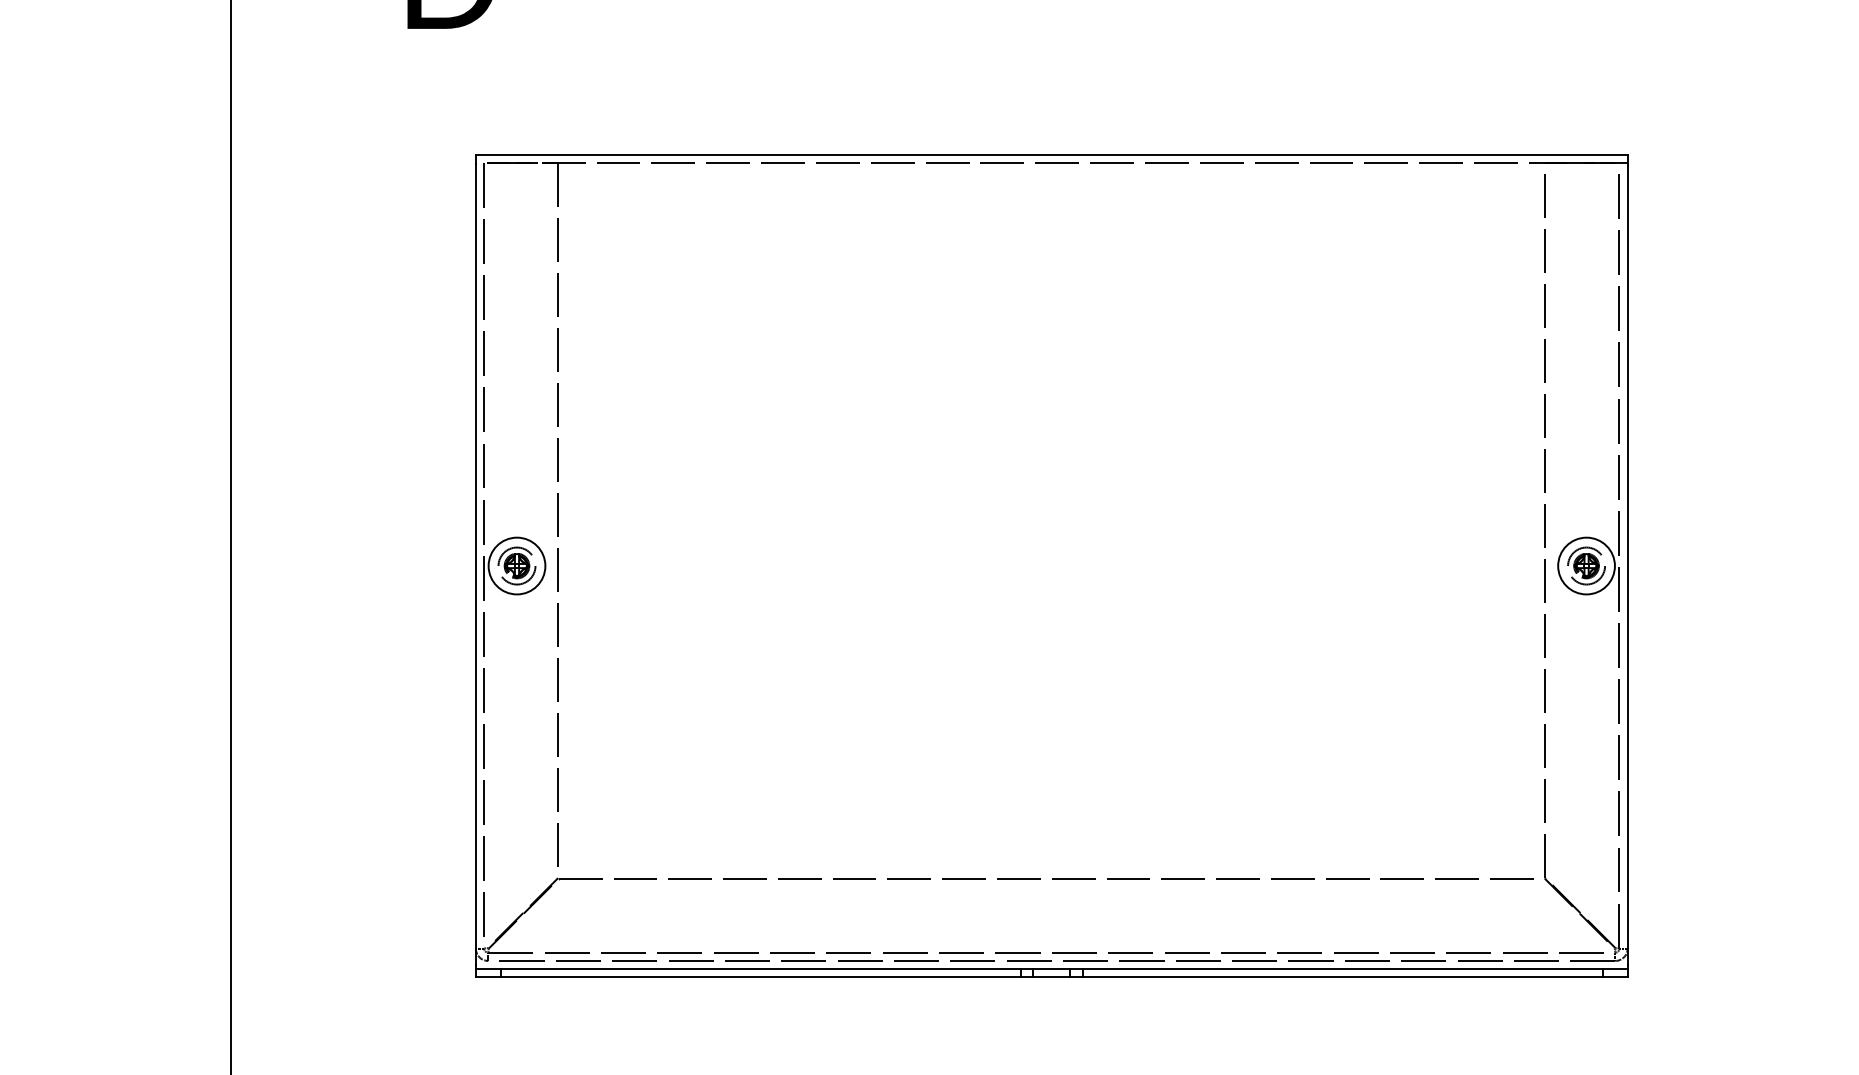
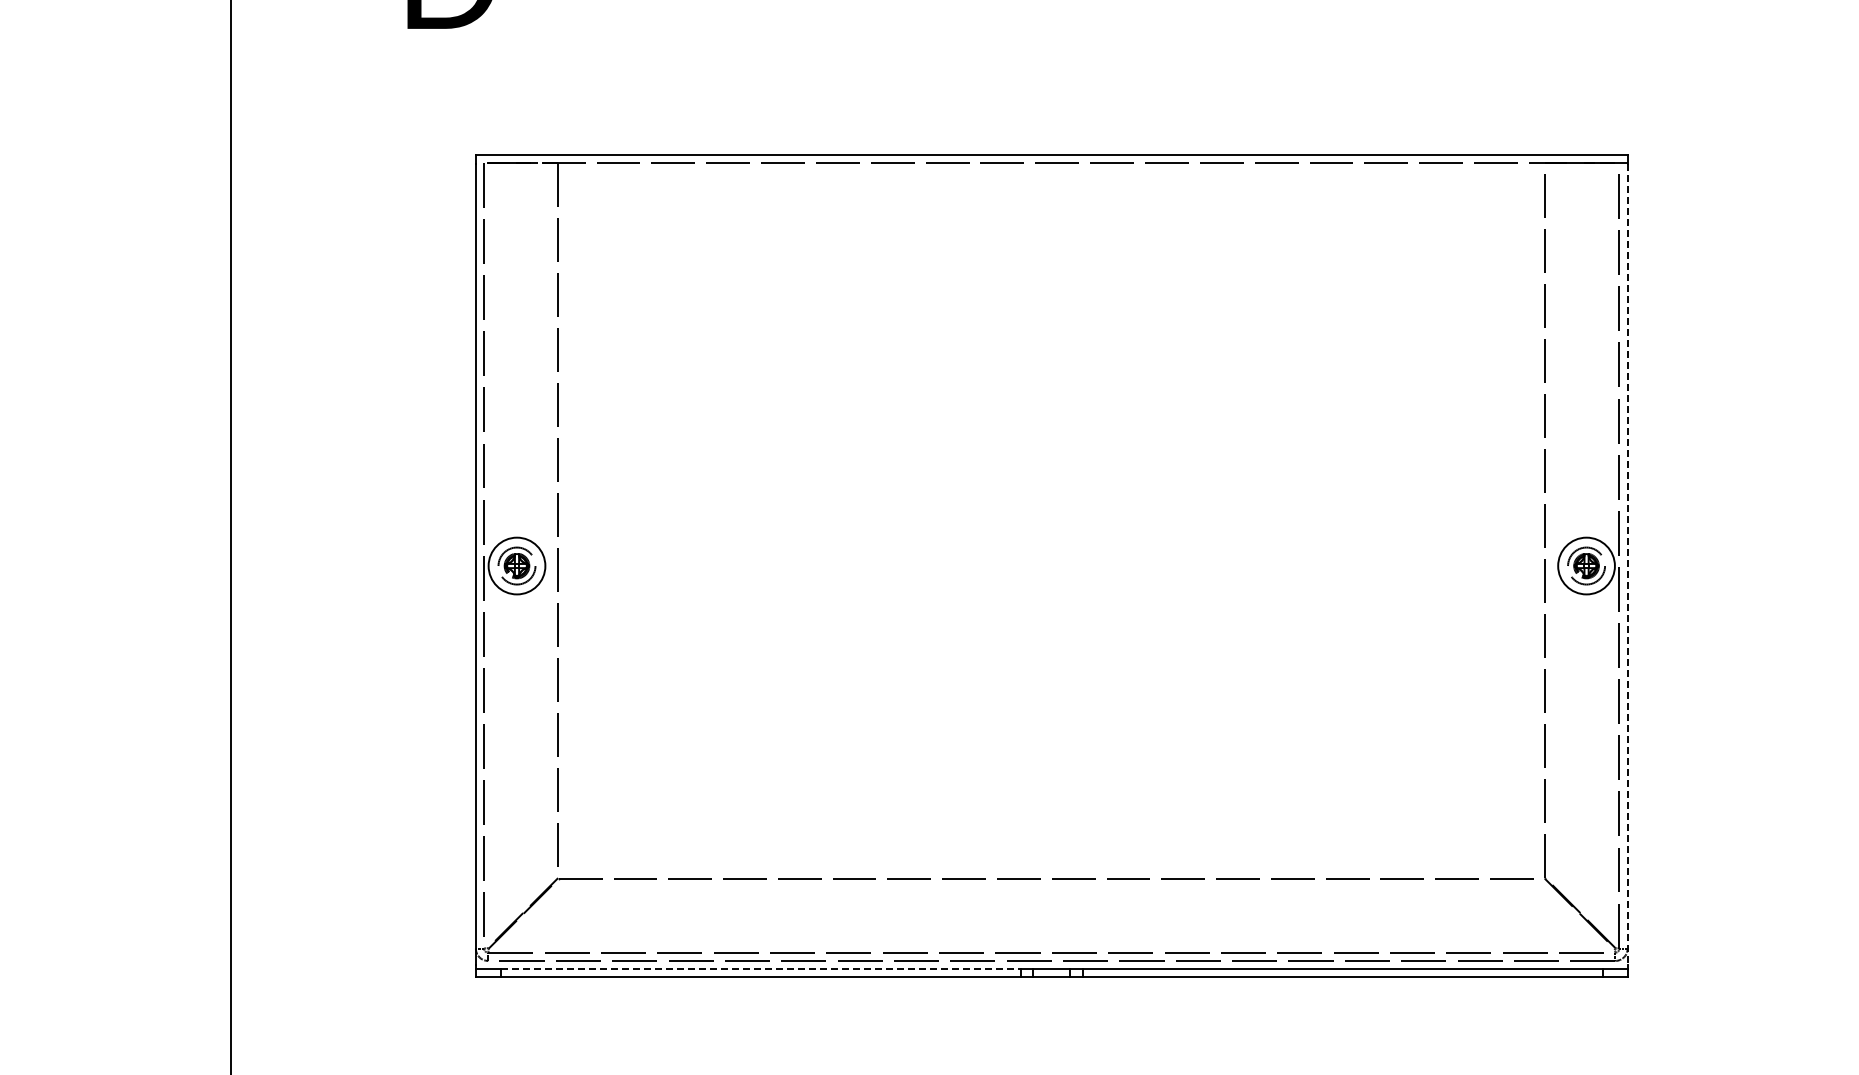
line: solid -> dashed (1627, 564)
line: solid -> dashed (761, 969)
